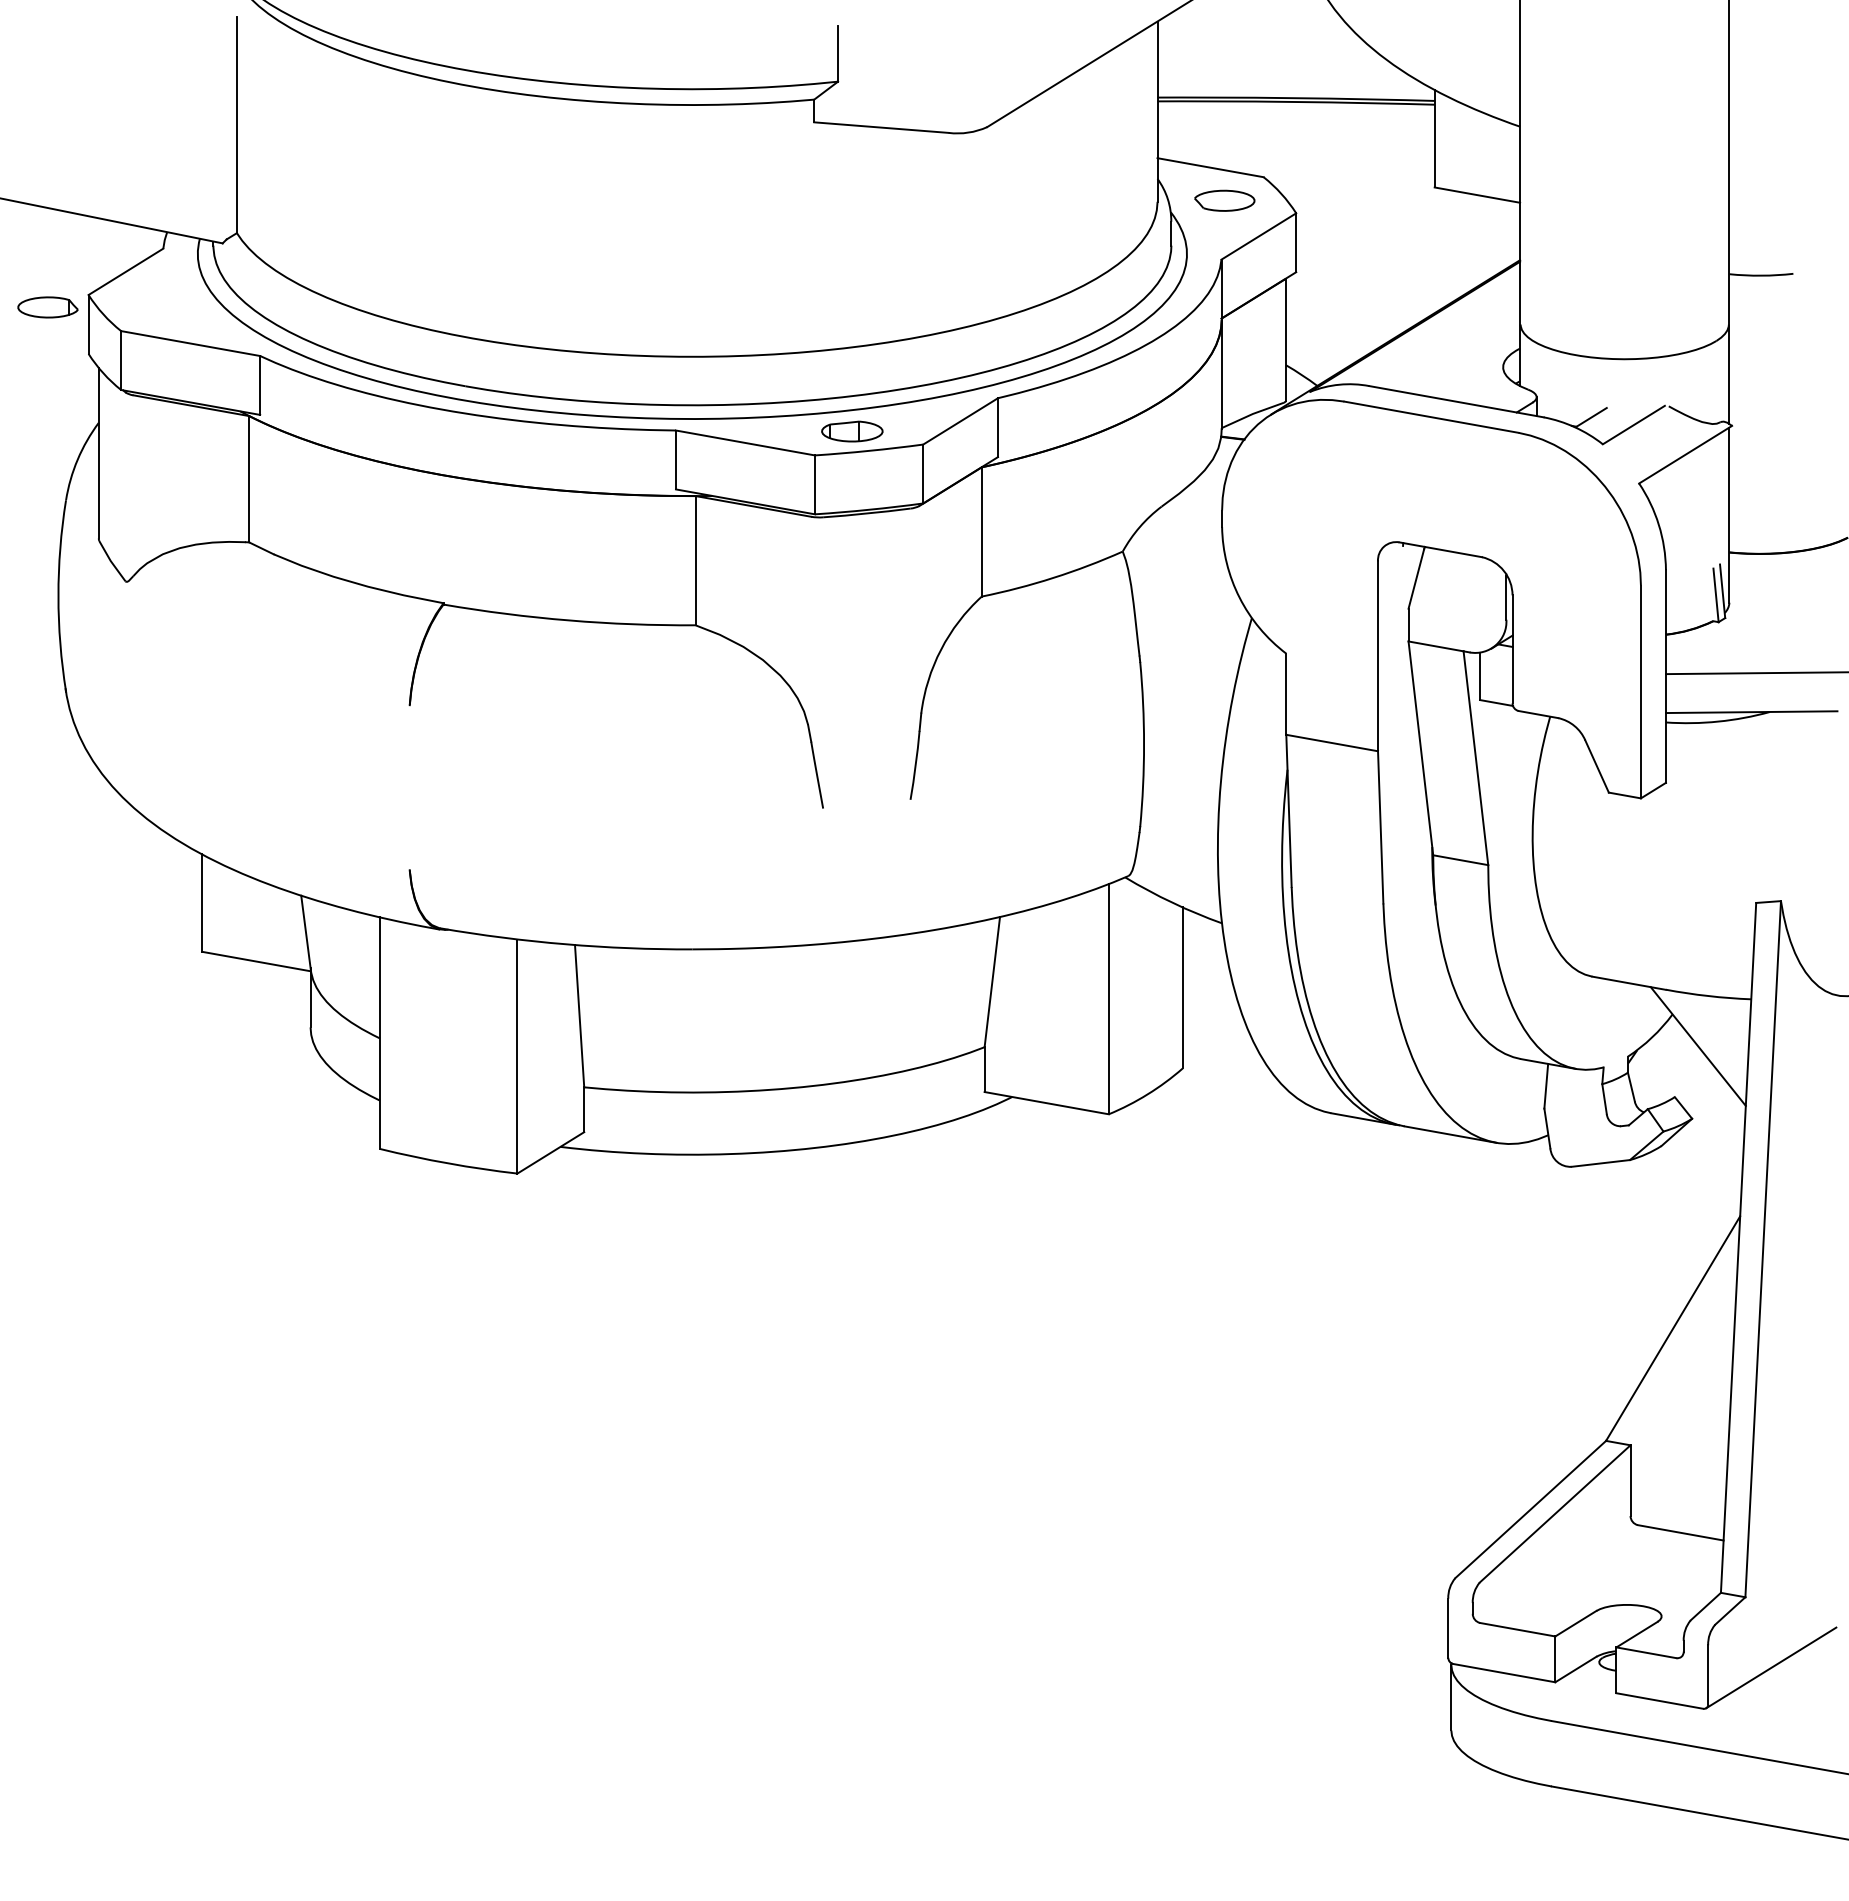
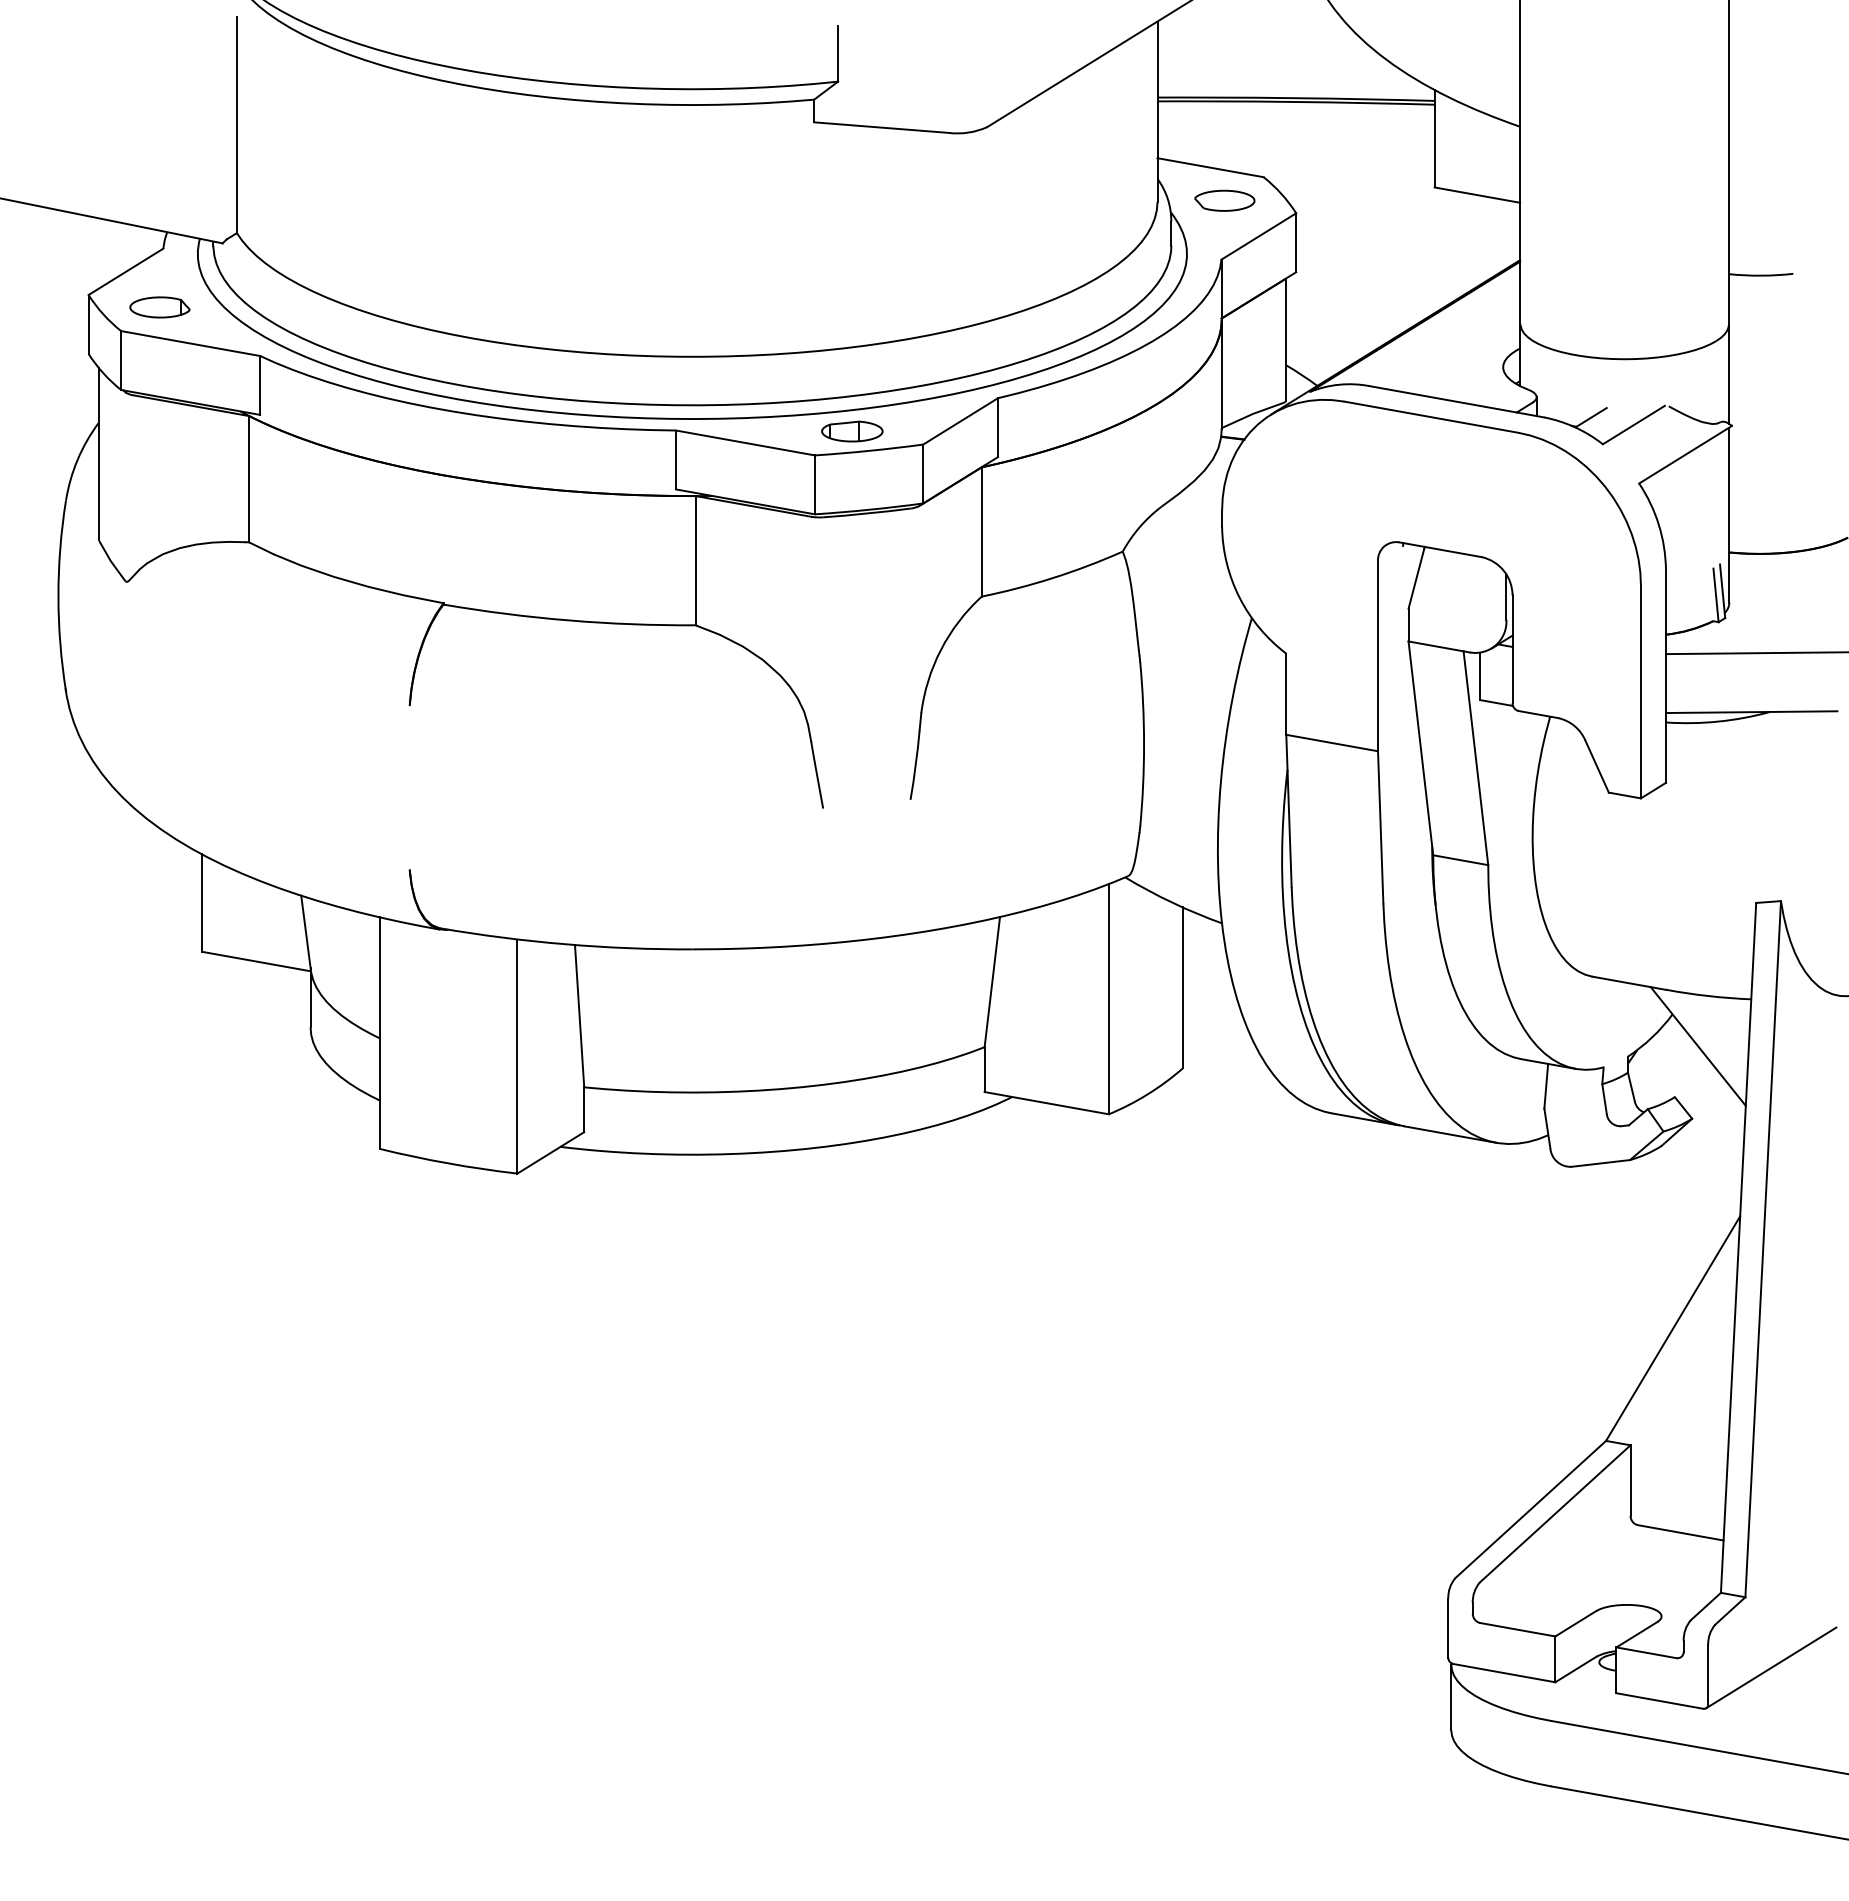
part position: (47, 307) -> (159, 307) (159, 307)
line position: (1755, 673) -> (1755, 653) (1755, 653)
